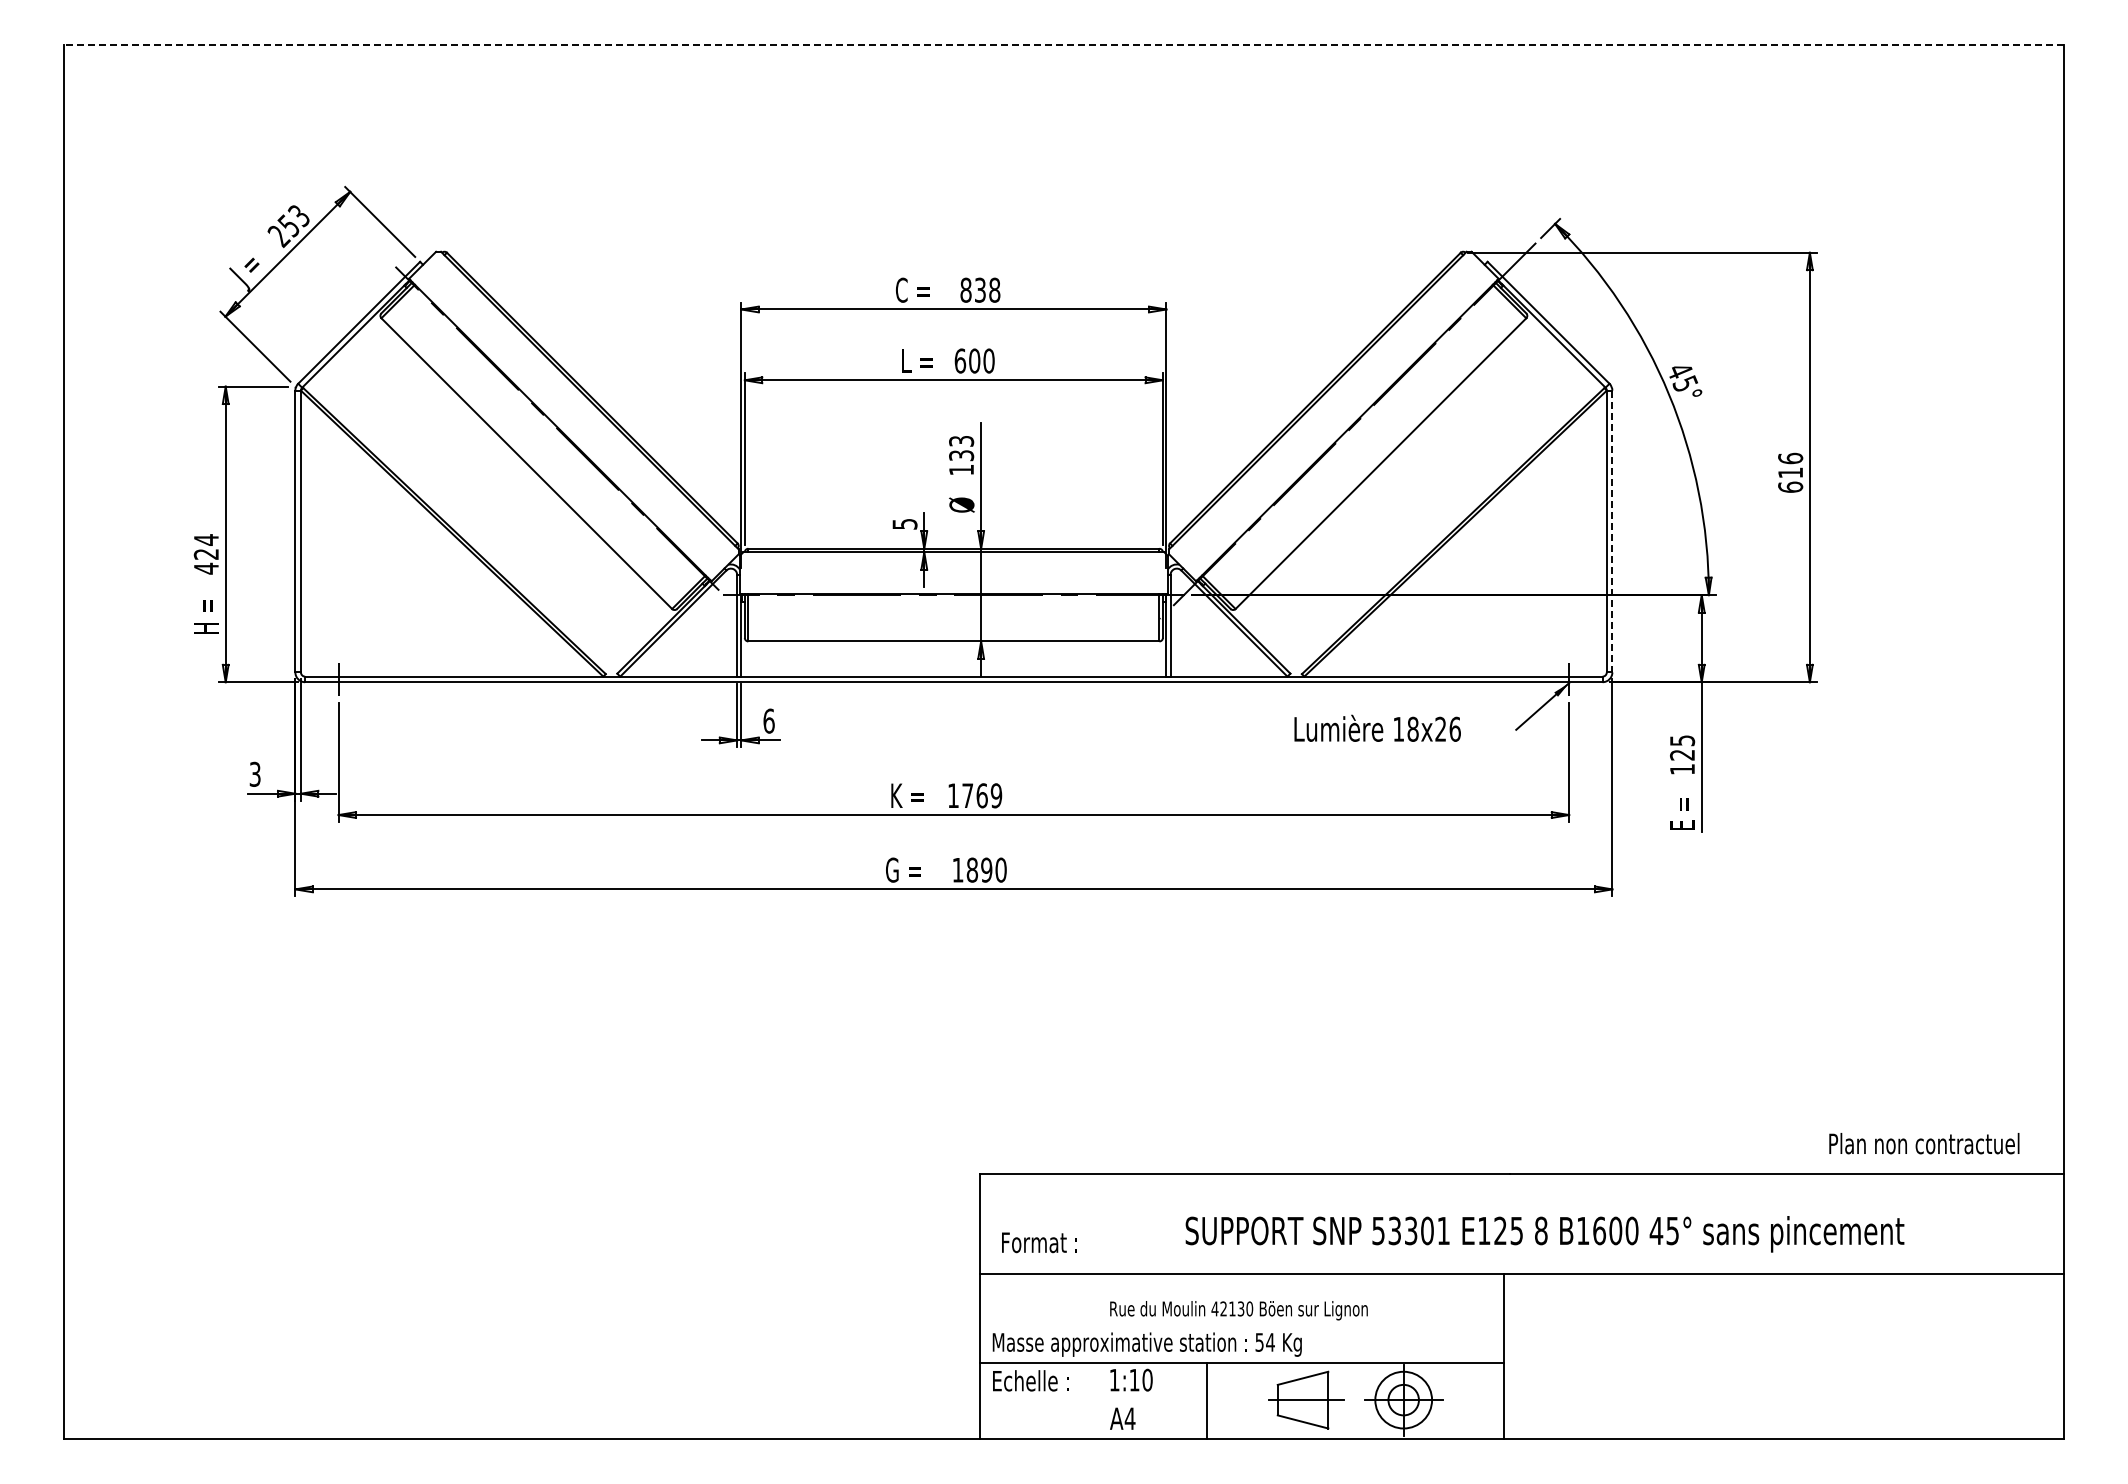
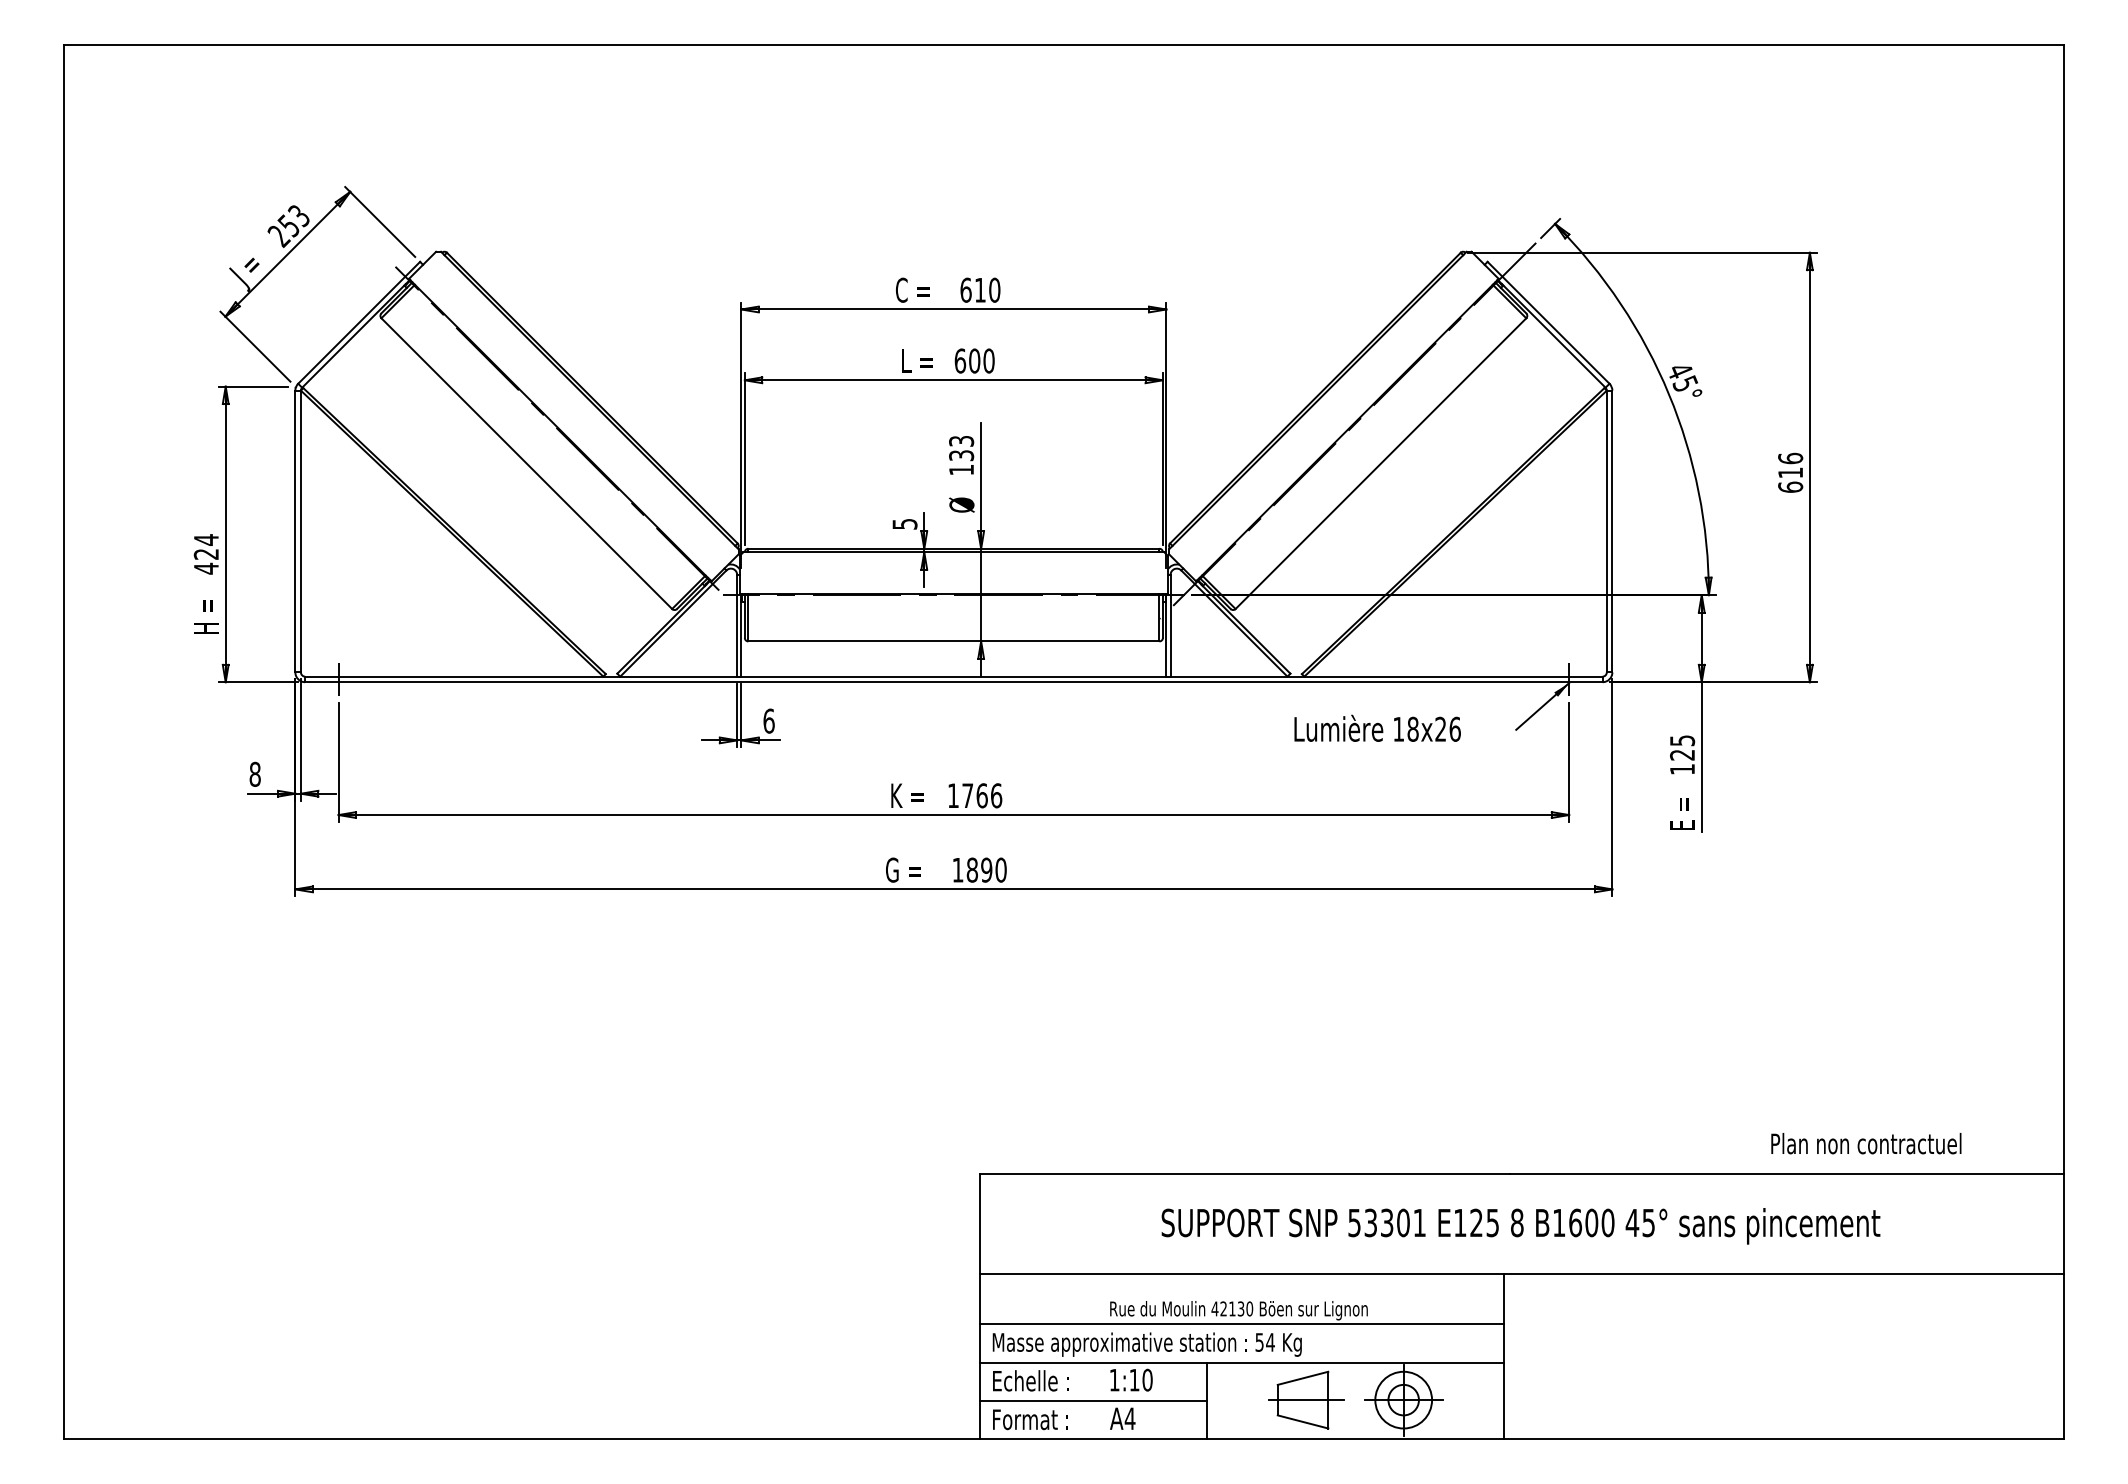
line: dashed -> solid (1064, 44)
text: 838 -> 610 (980, 289)
line: dashed -> solid (1612, 531)
text: 3 -> 8 (254, 773)
text: 1769 -> 1766 (996, 795)
text position: (1924, 1143) -> (1866, 1143) (1866, 1143)
text position: (1544, 1234) -> (1520, 1226) (1520, 1226)
text position: (1039, 1242) -> (1030, 1419) (1030, 1419)
line: none -> present (1241, 1324)
line: none -> present (1093, 1400)
